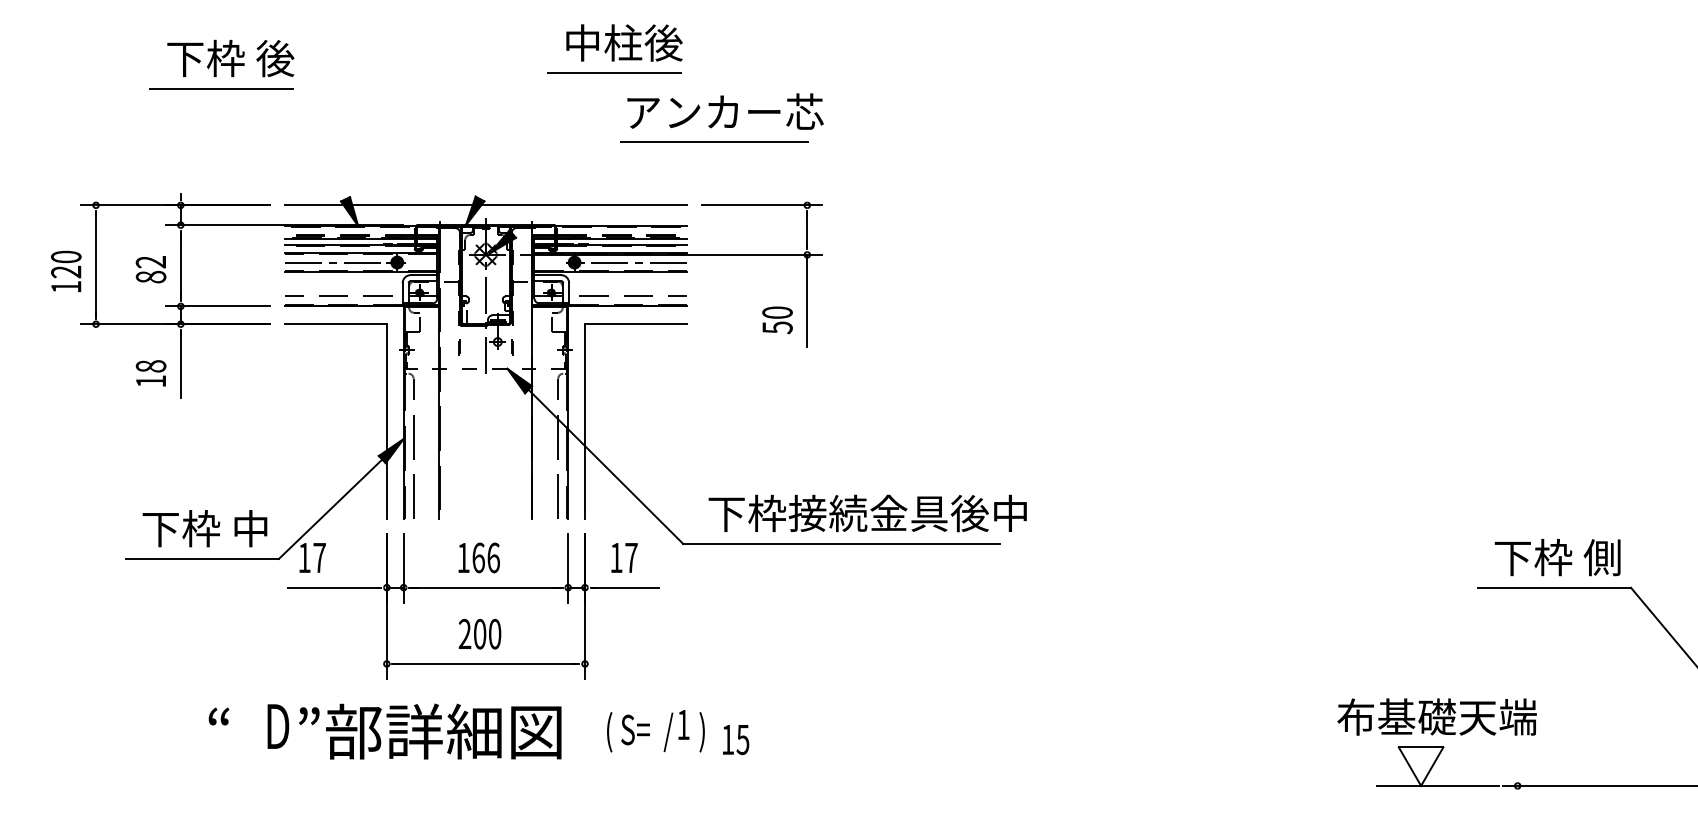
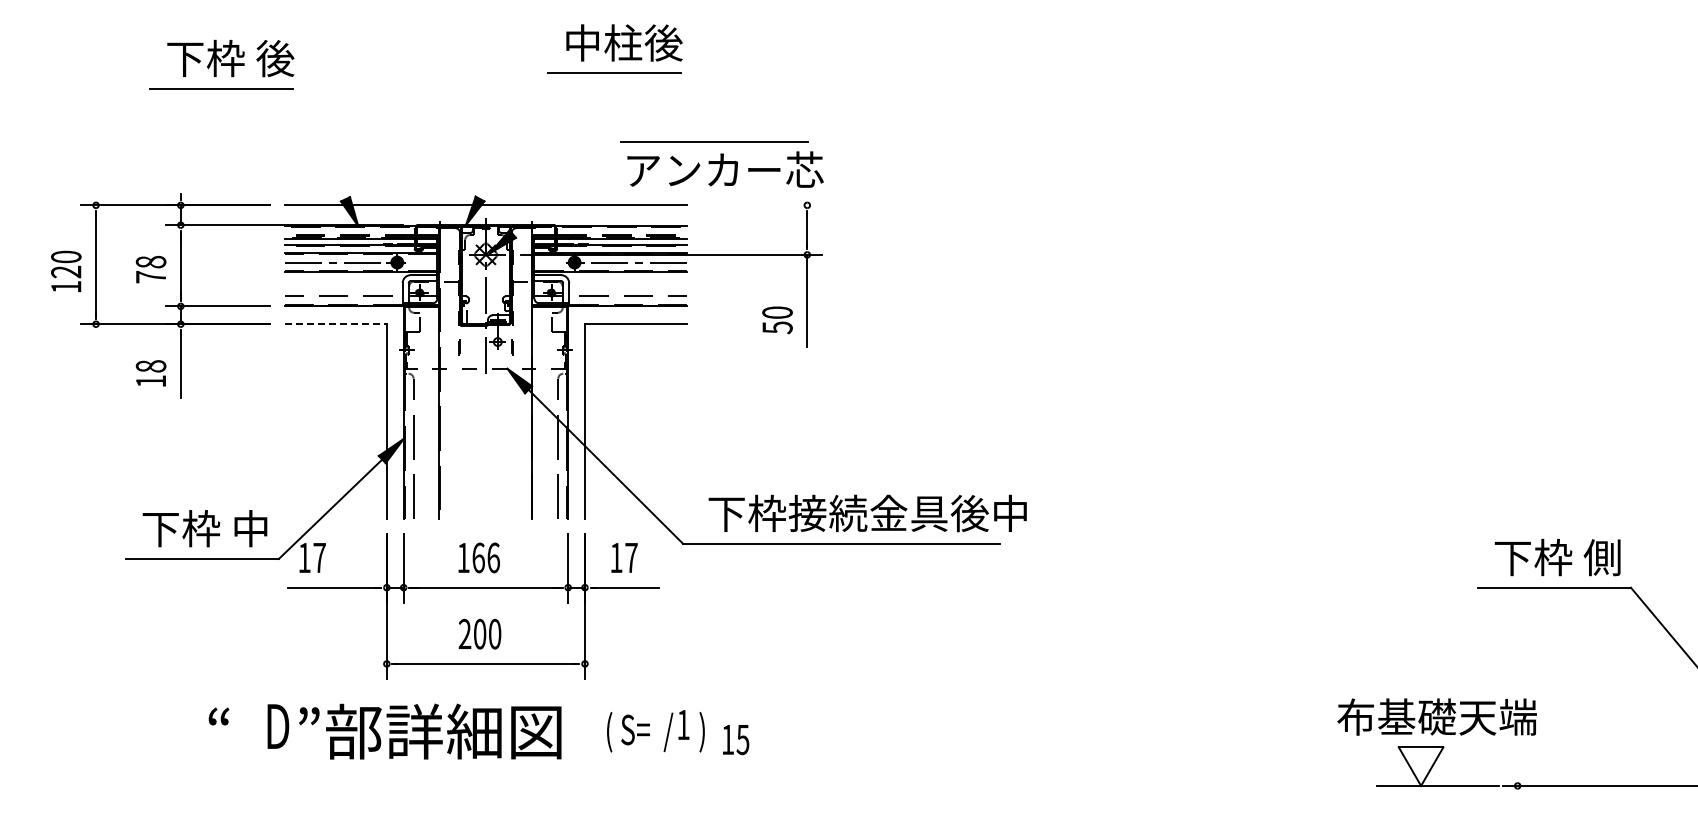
text position: (725, 111) -> (725, 169) (725, 169)
line: present -> none (762, 205)
text: 82 -> 78 (150, 269)
line: solid -> dashed (336, 324)
